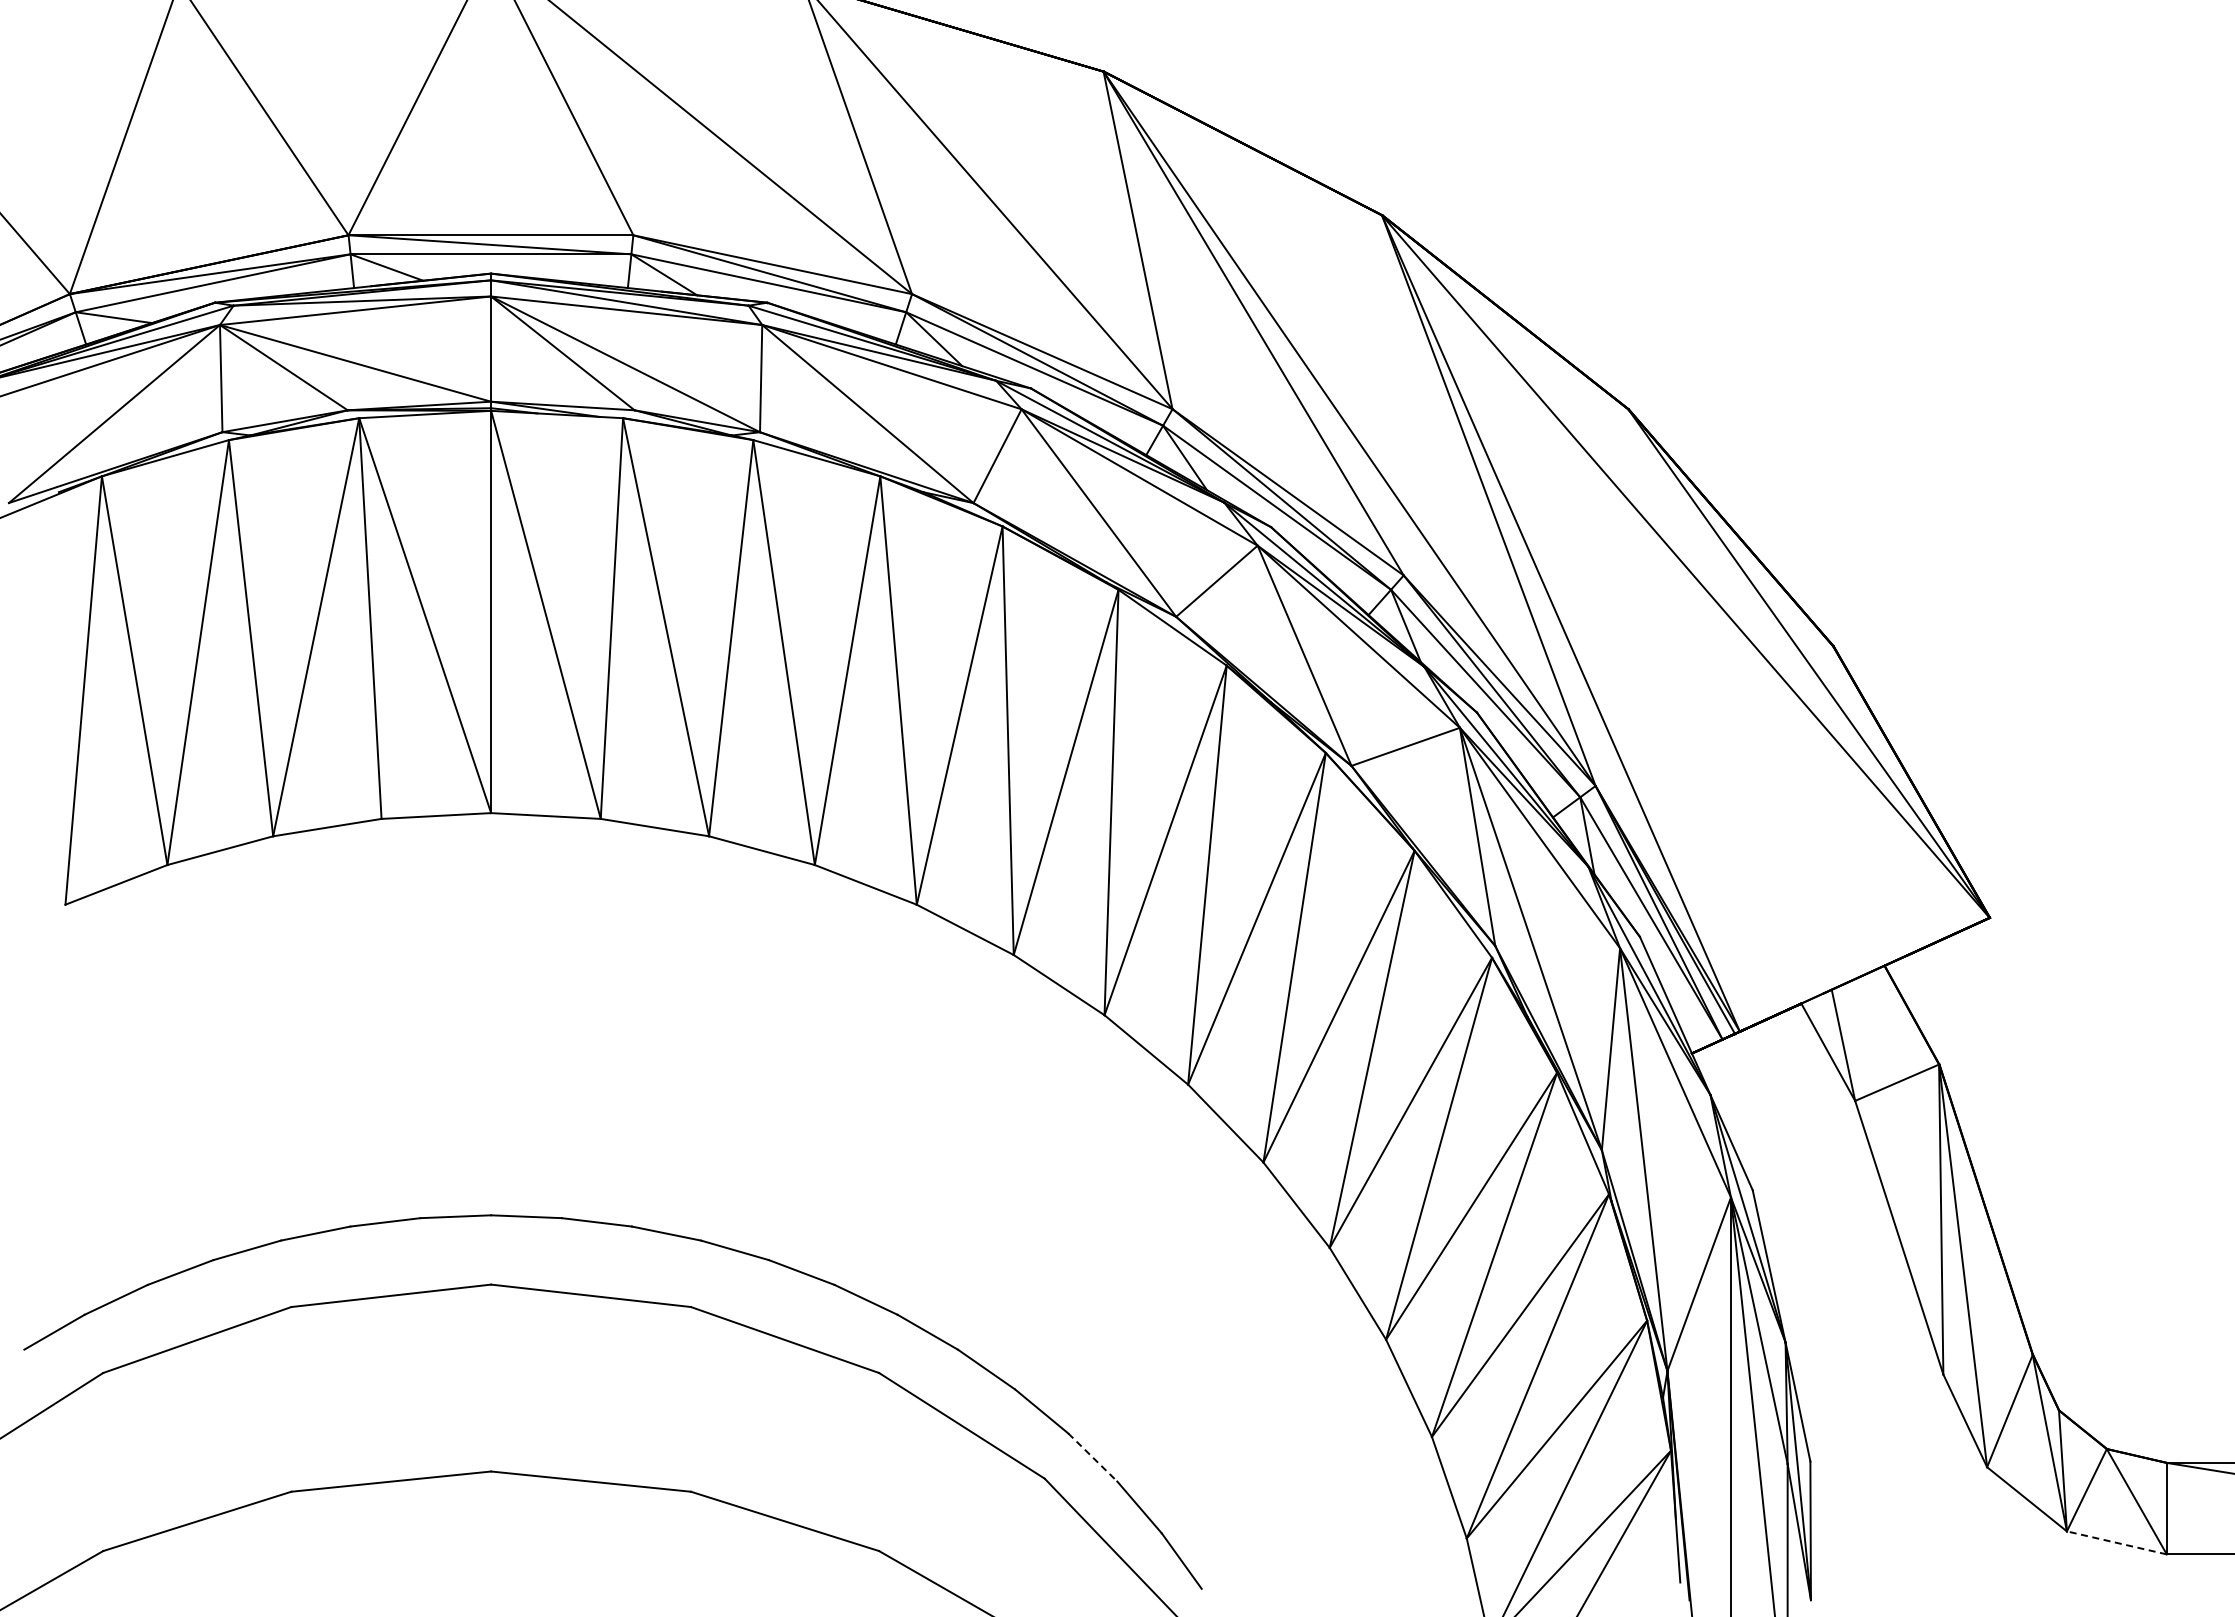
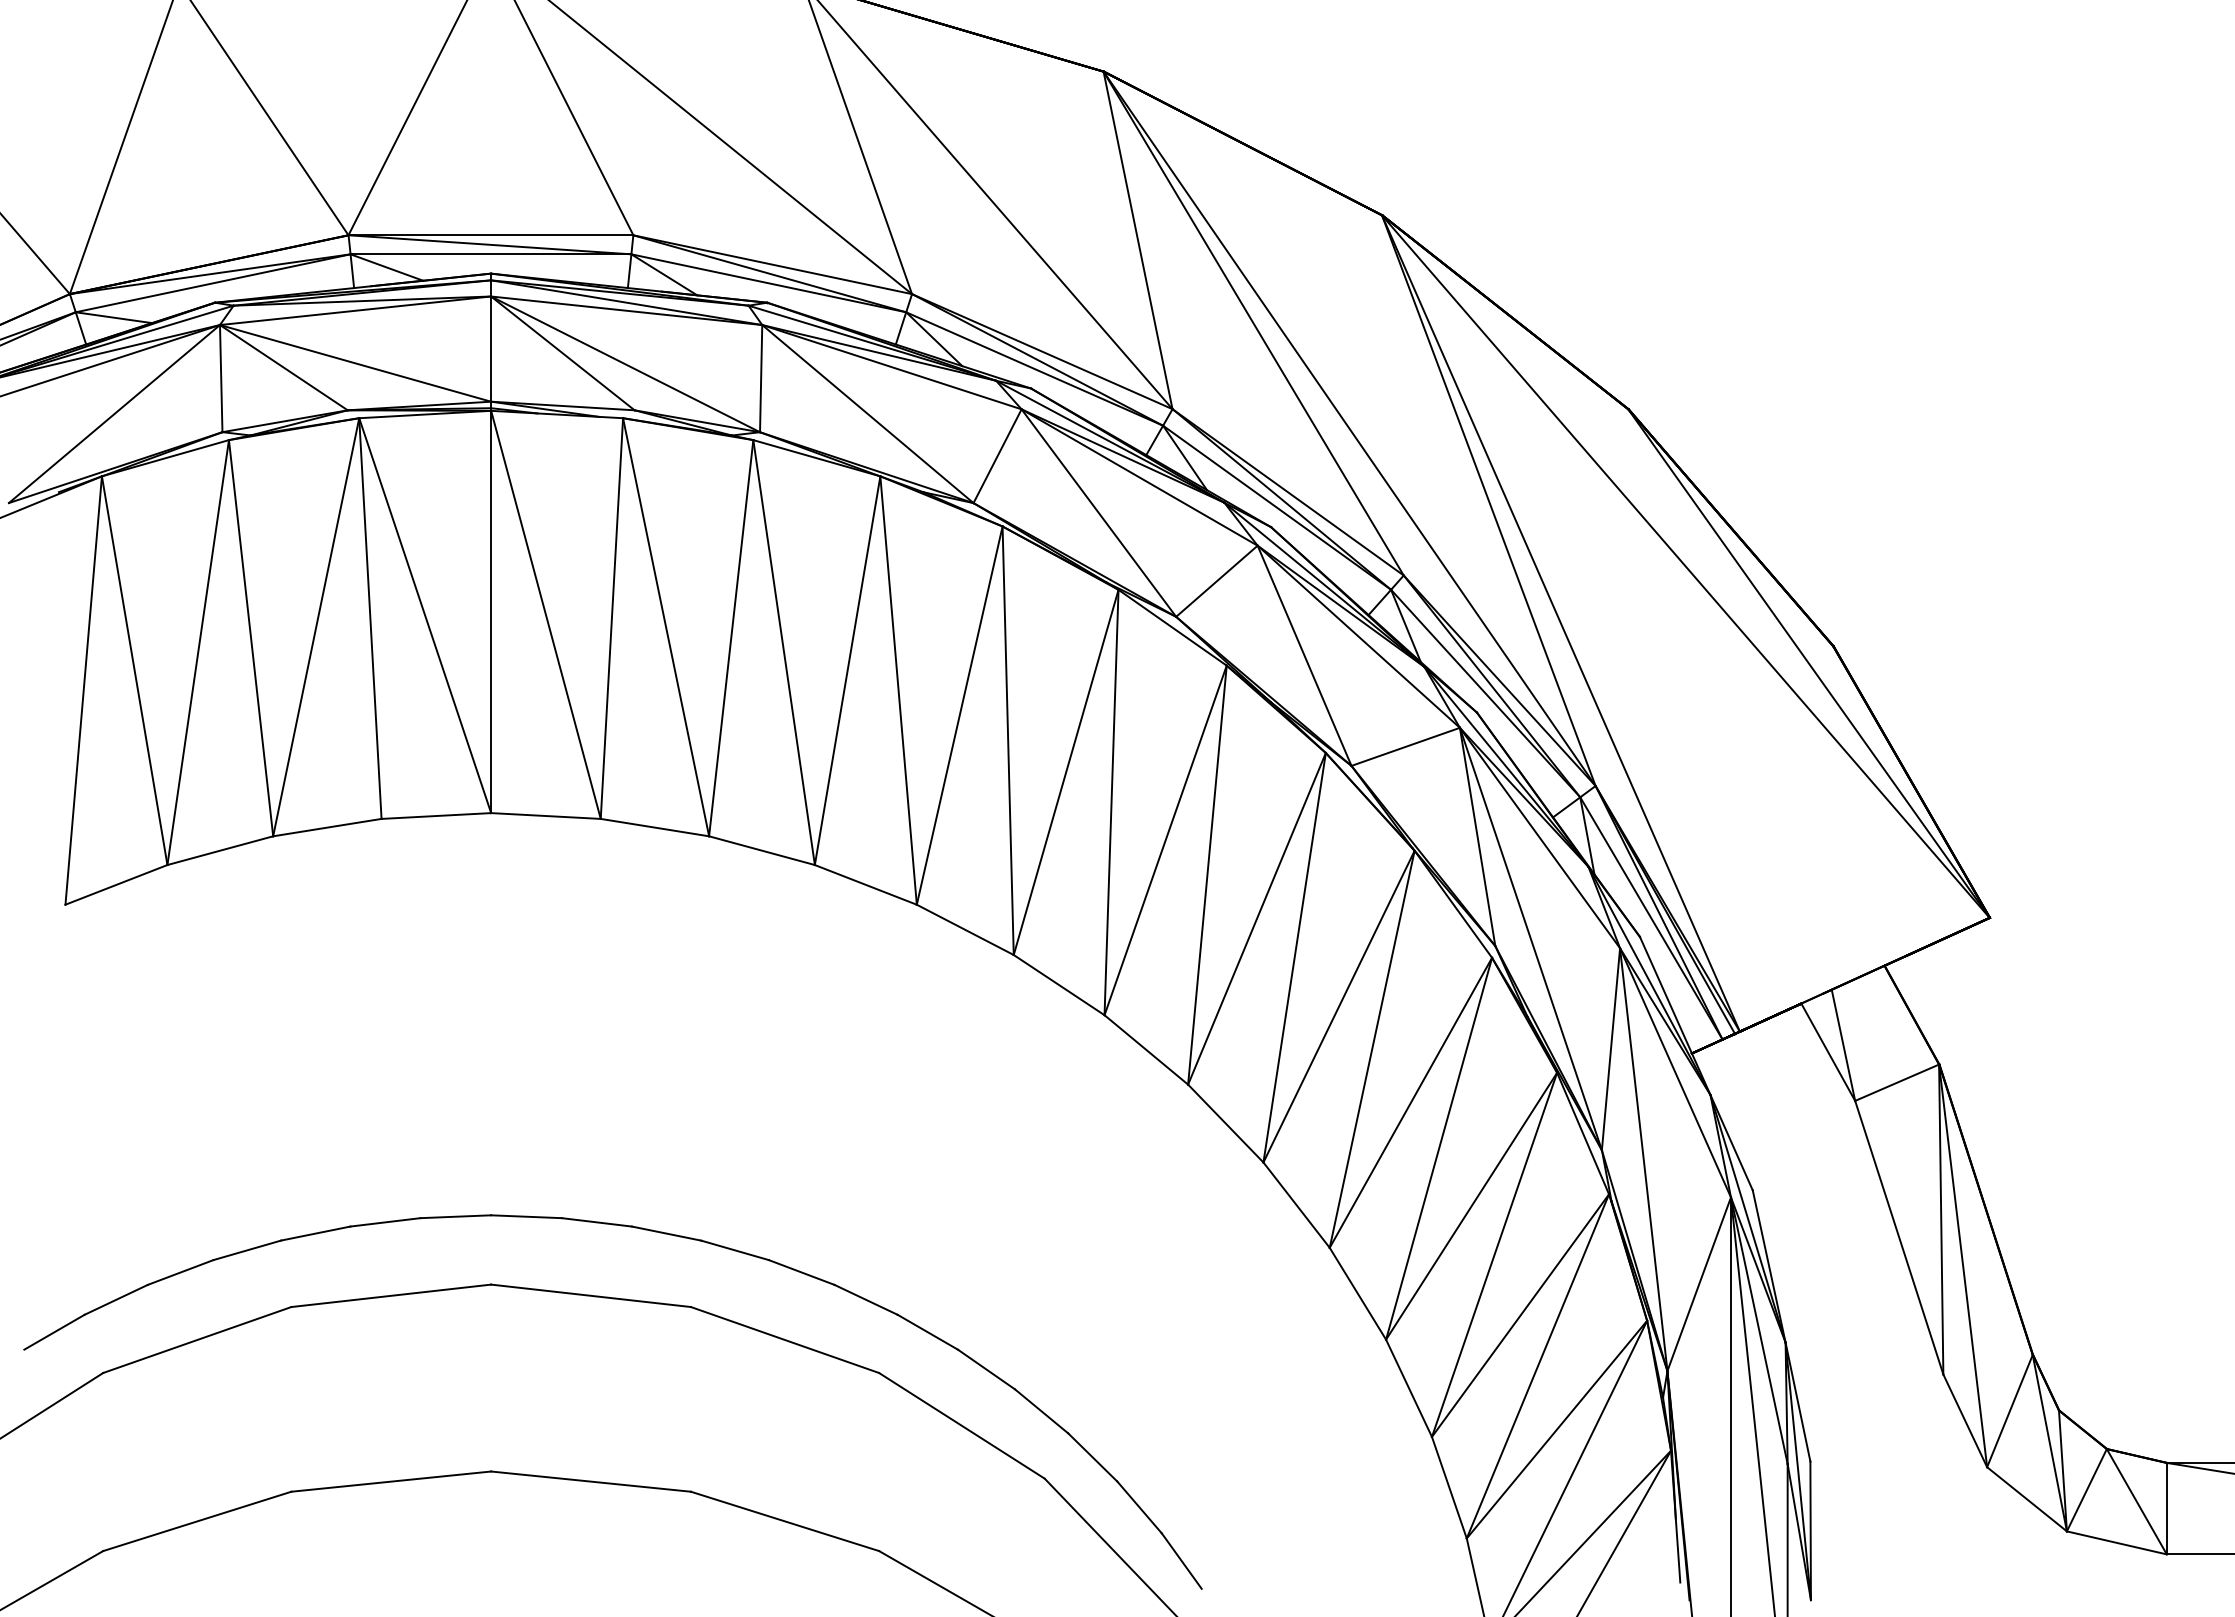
line: dashed -> solid (1093, 1457)
line: dashed -> solid (2116, 1542)
